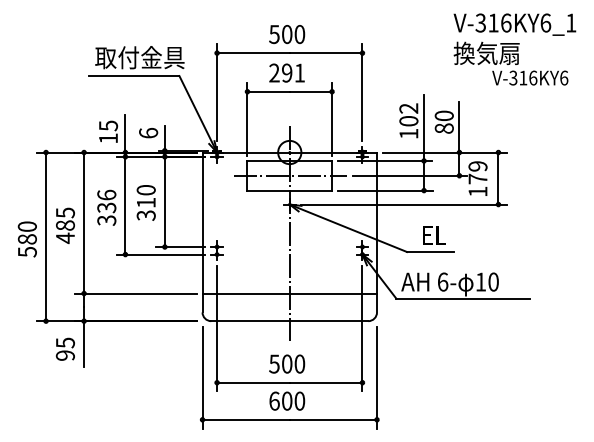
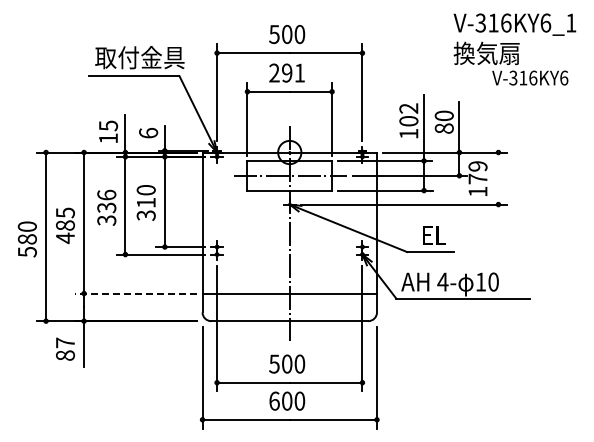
line: present -> none (498, 178)
text: 6- -> 4- (442, 281)
line: solid -> dashed (136, 293)
text: 95 -> 87 (65, 348)
